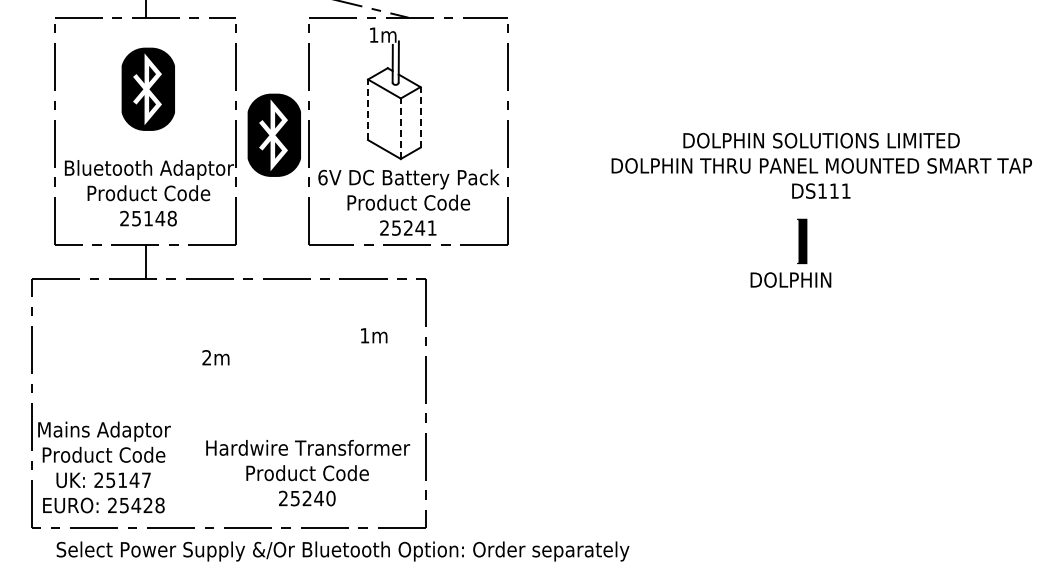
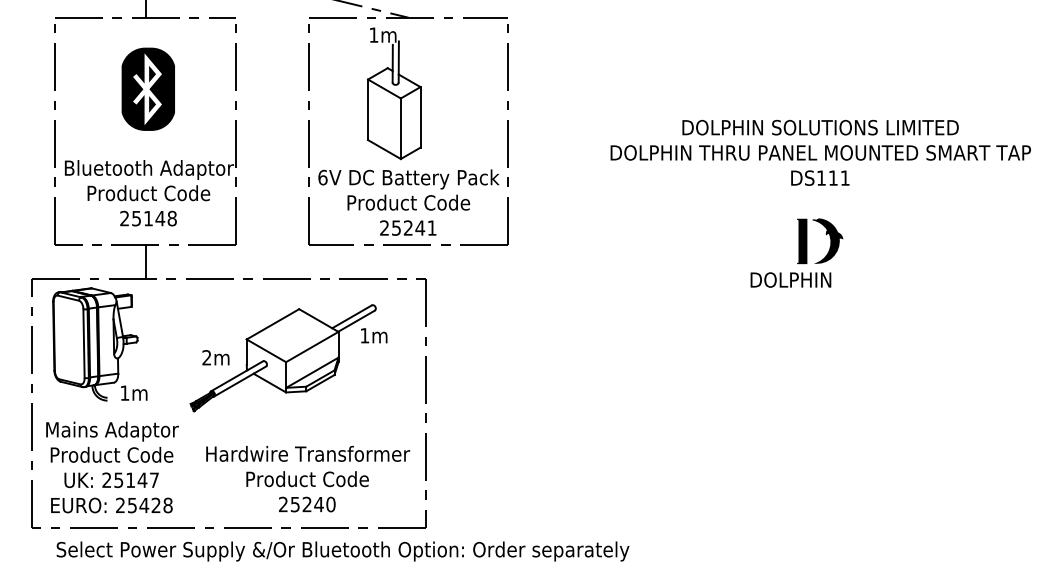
line: dashed -> solid (368, 109)
line: dashed -> solid (420, 116)
line: dashed -> solid (400, 128)
part: present -> none (273, 134)
text position: (821, 165) -> (820, 152) (820, 152)
fill: none -> present (827, 240)
part: none -> present (99, 344)
part: none -> present (282, 358)
text position: (104, 467) -> (112, 467) (112, 467)
text position: (308, 473) -> (308, 479) (308, 479)
